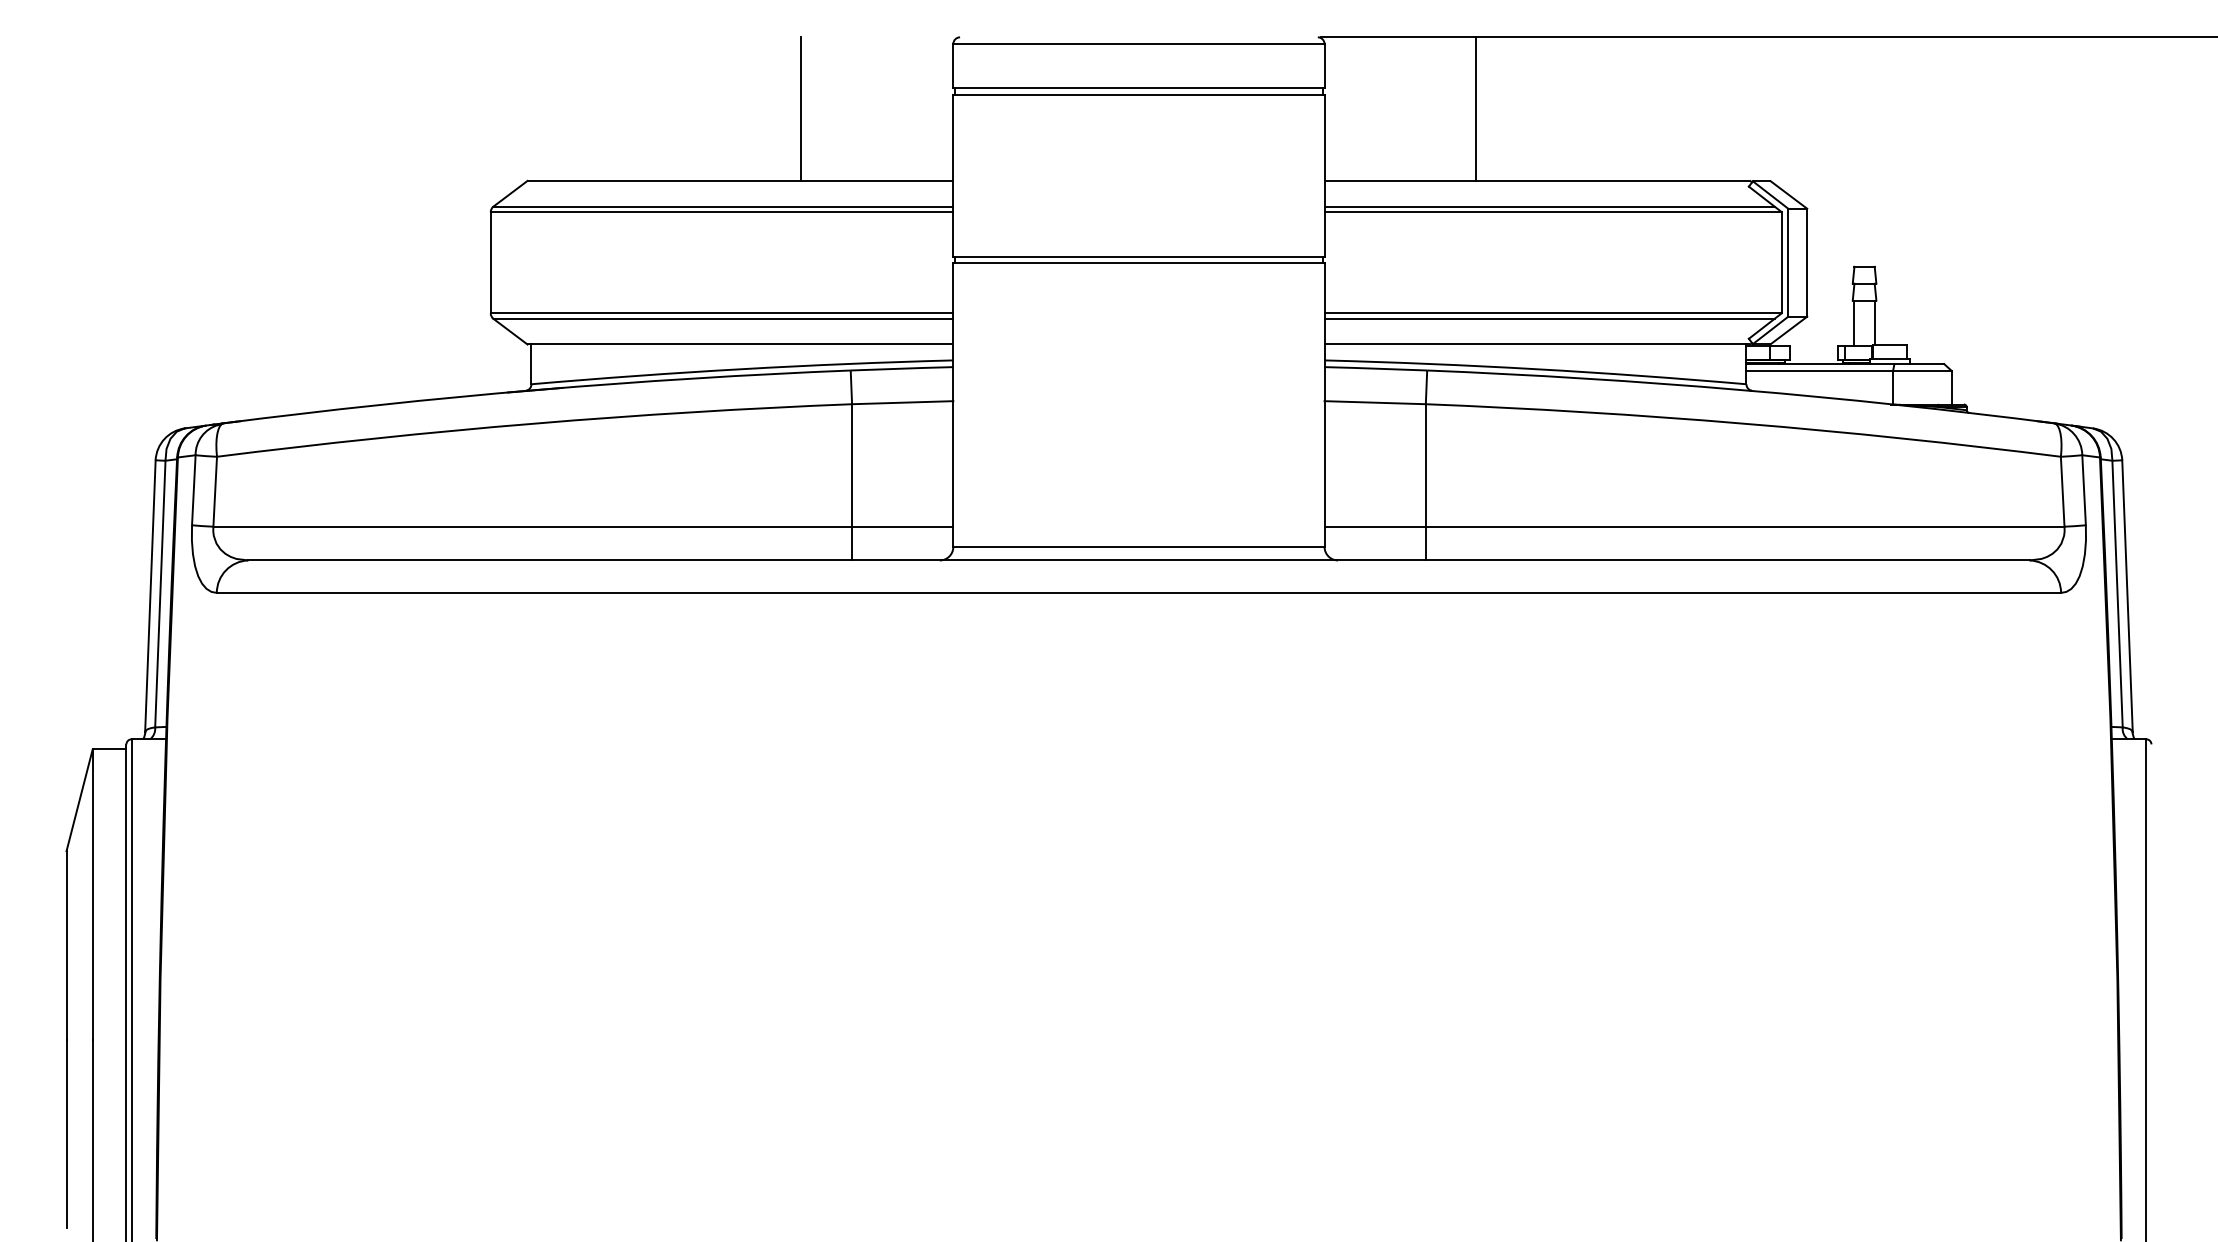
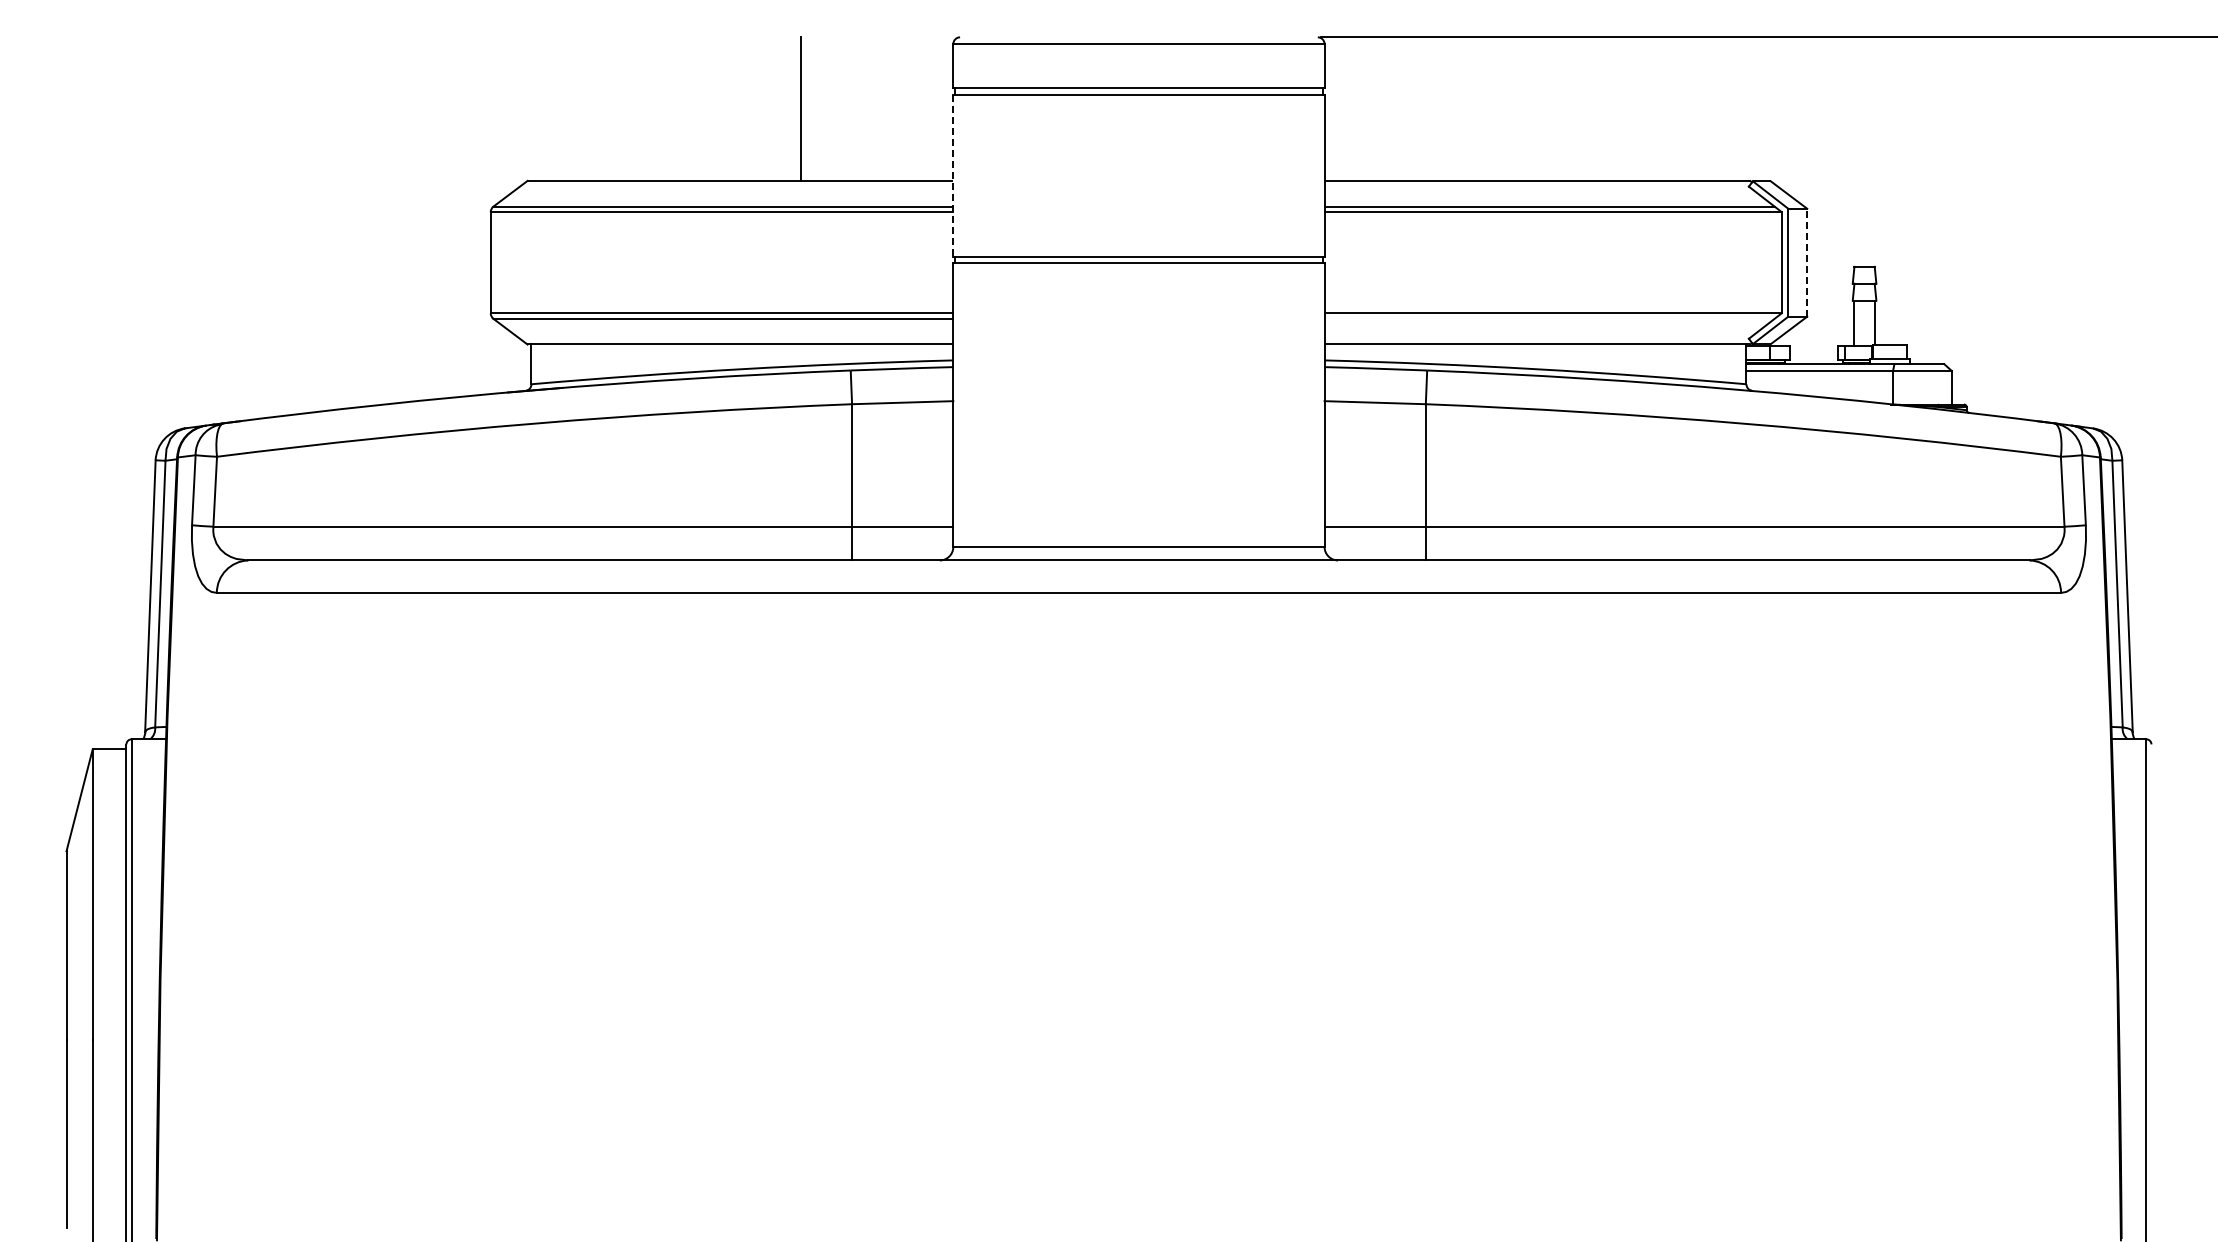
line: present -> none (1476, 109)
line: solid -> dashed (953, 176)
line: solid -> dashed (1807, 262)
line: present -> none (1549, 318)
